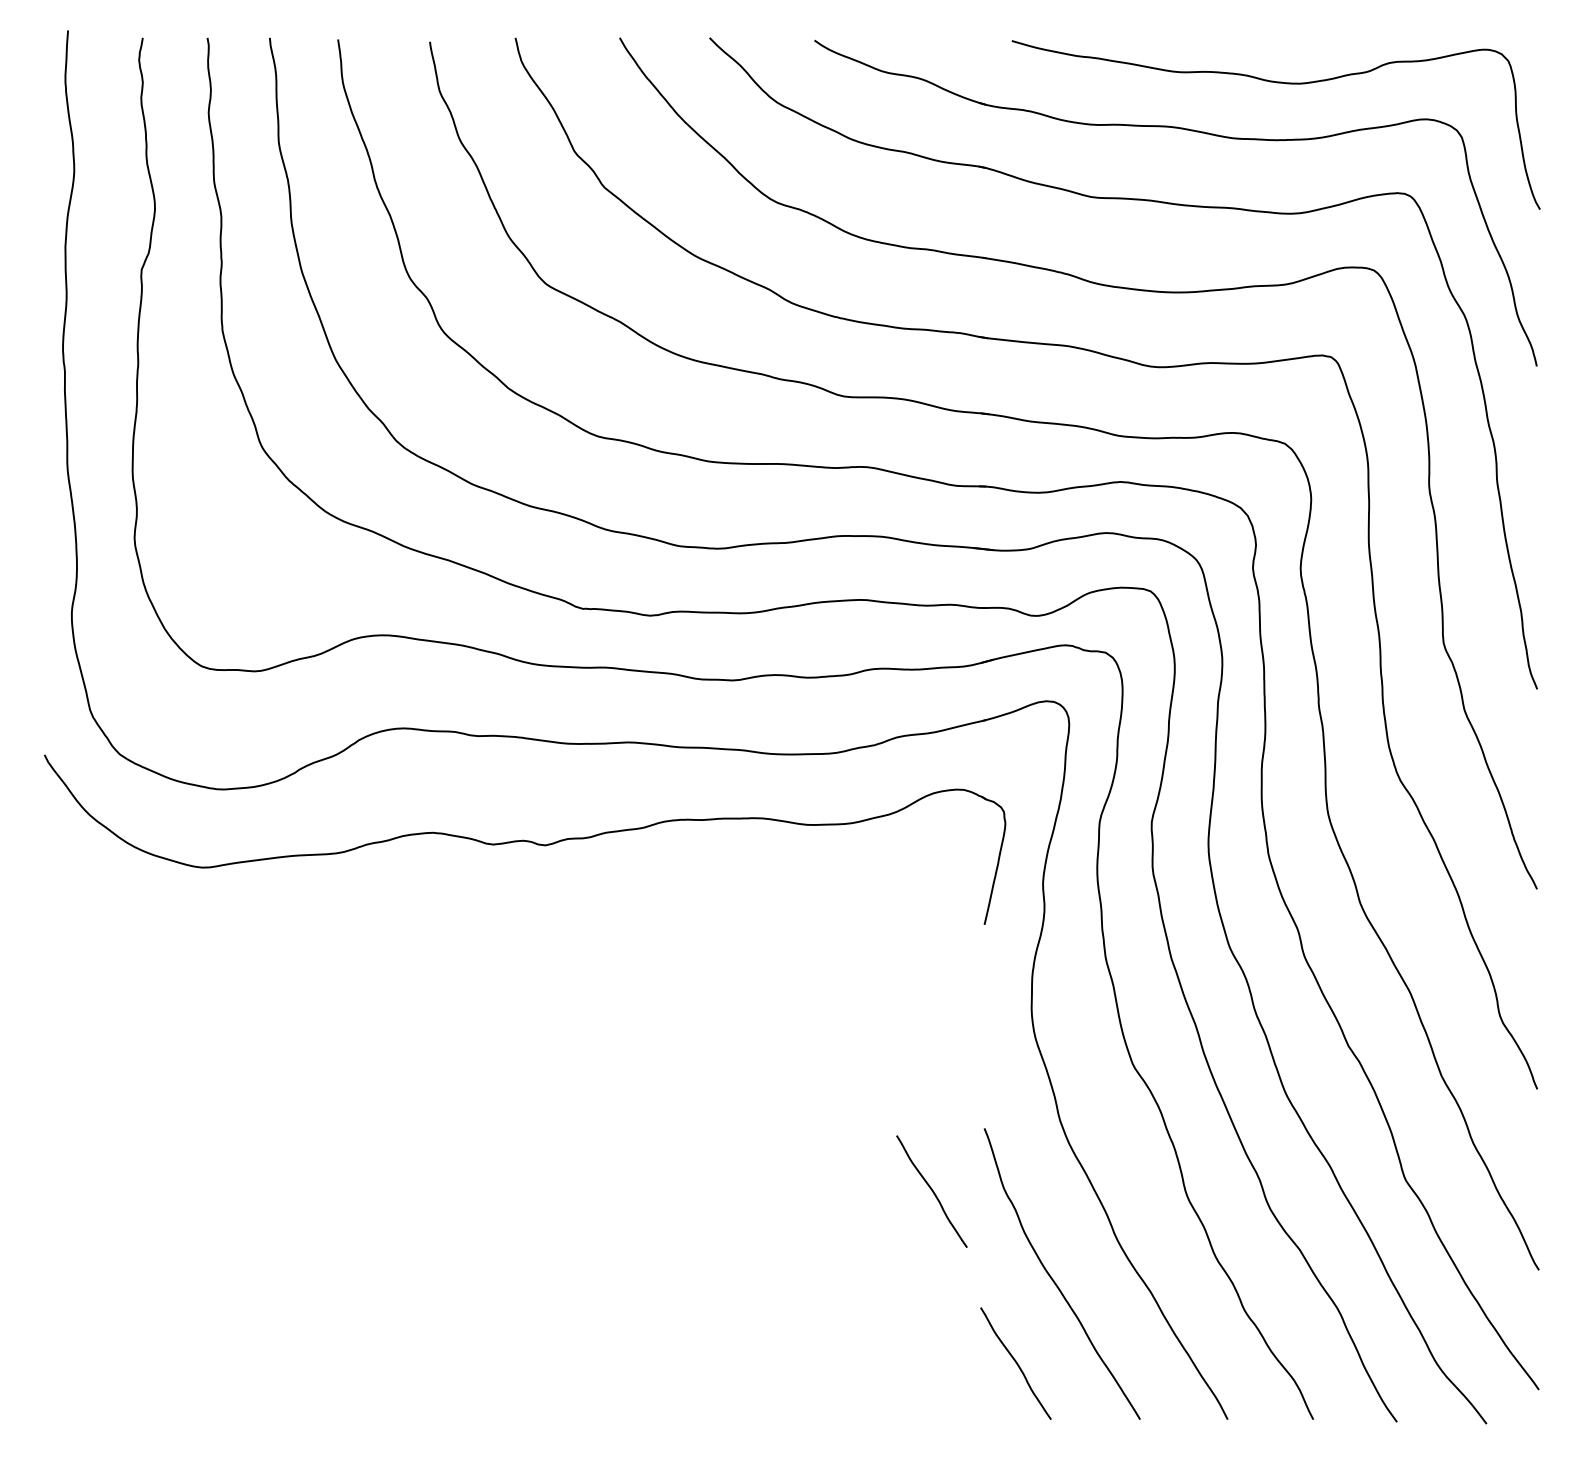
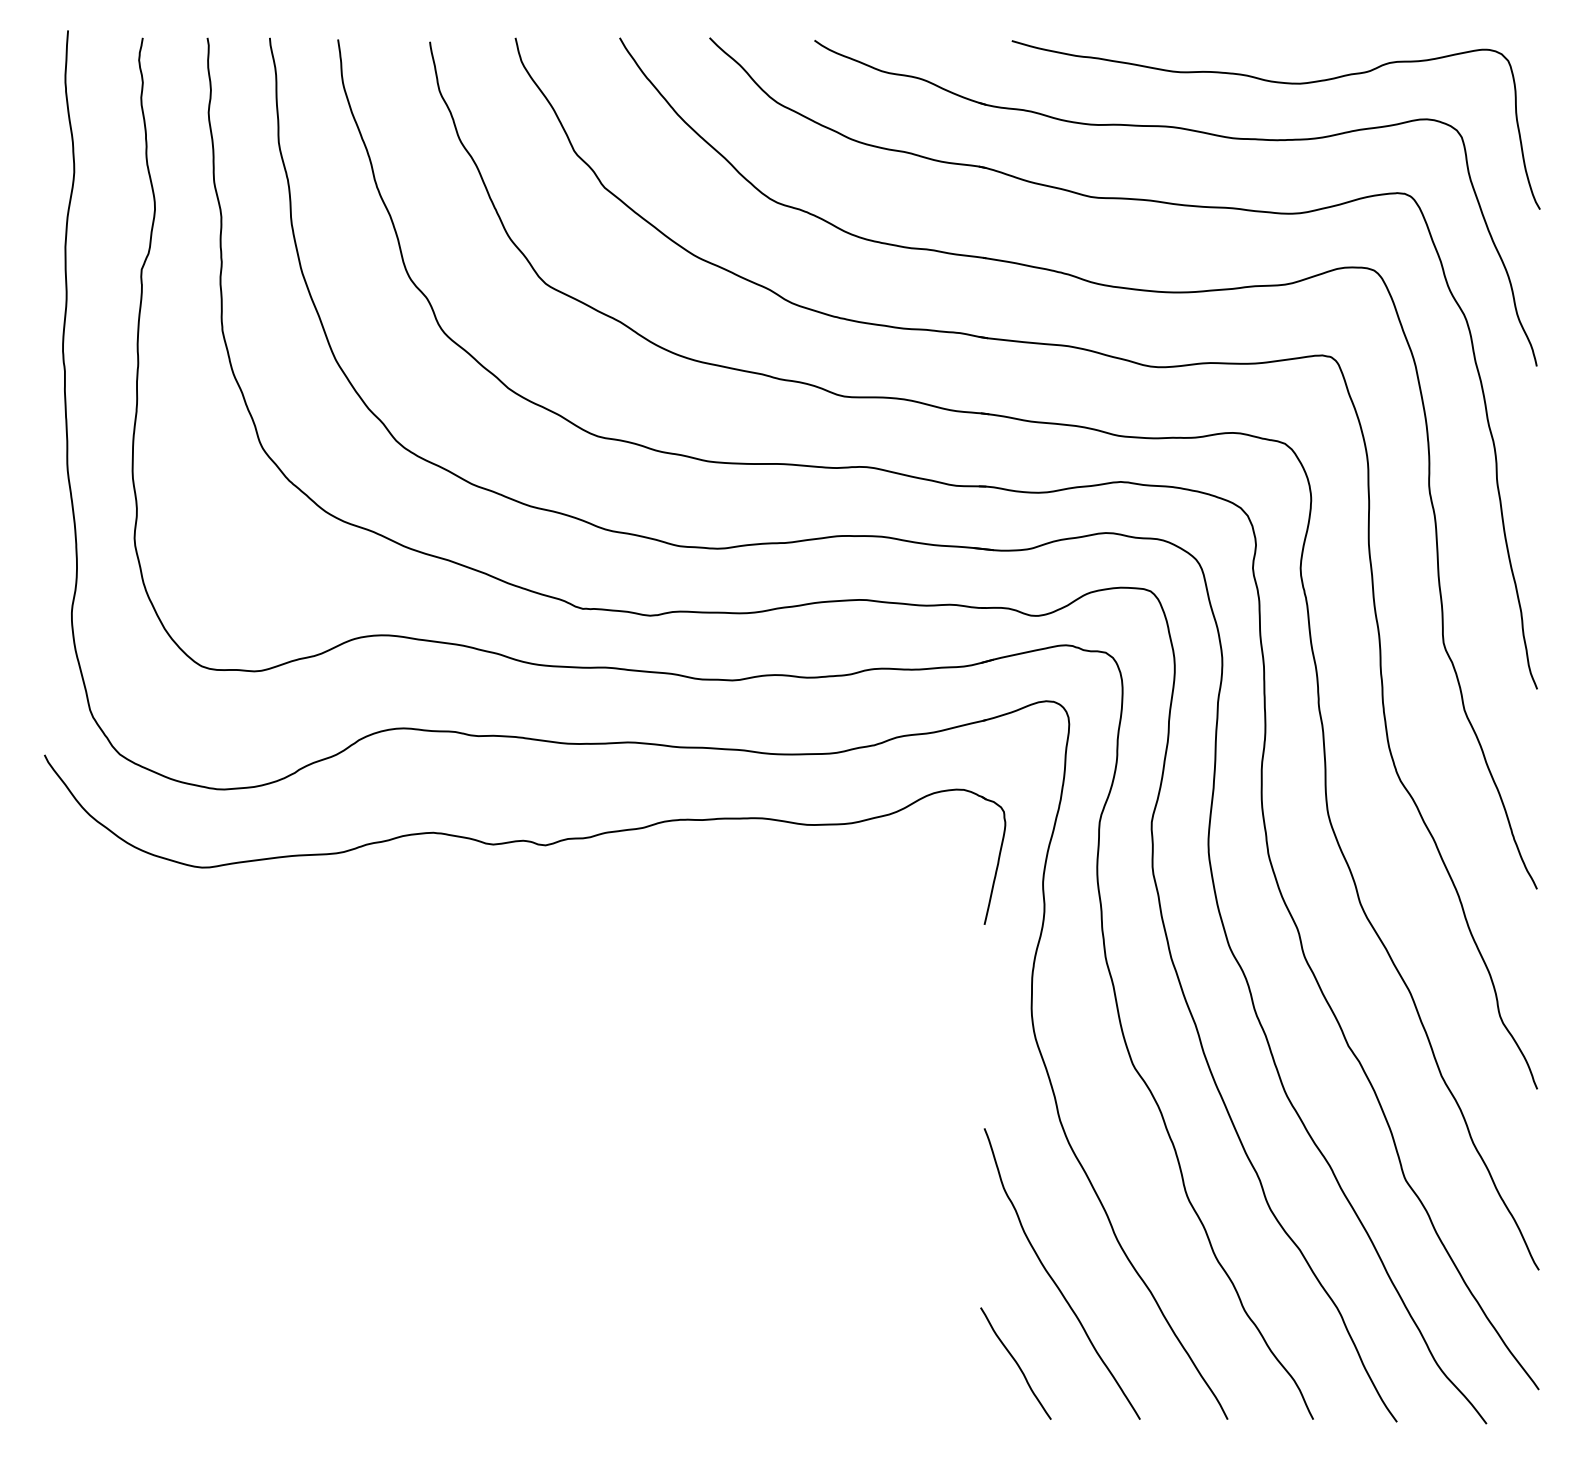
curve: present -> none (931, 1191)
